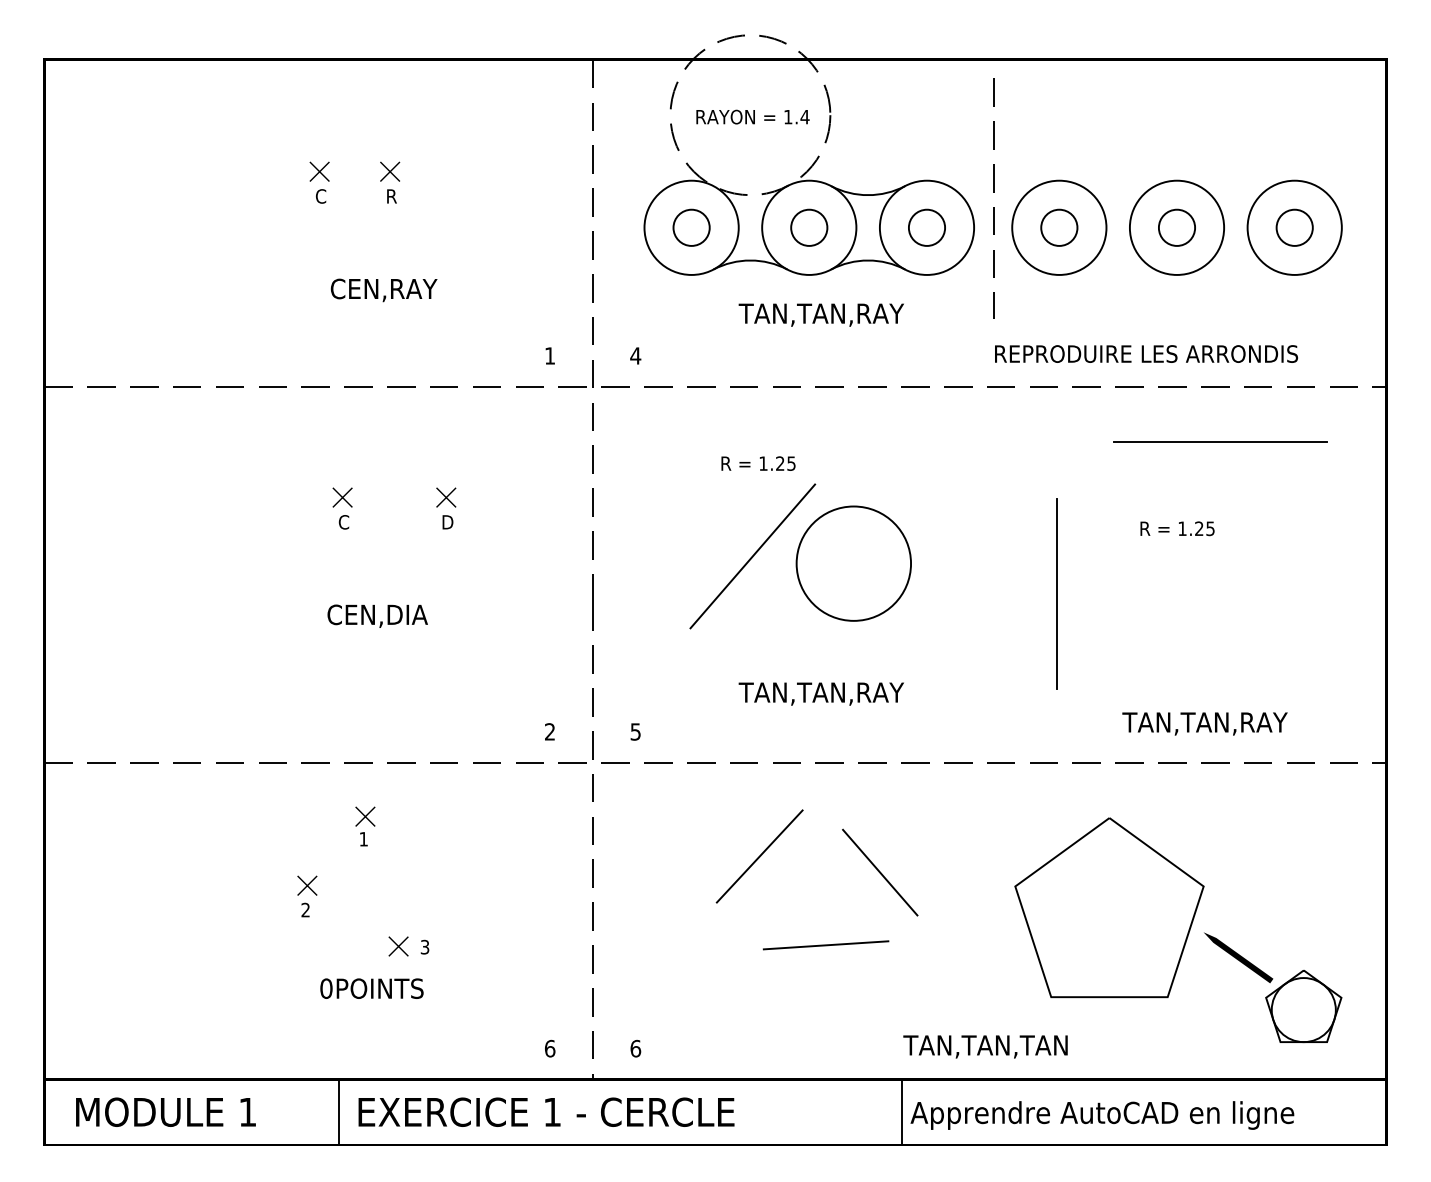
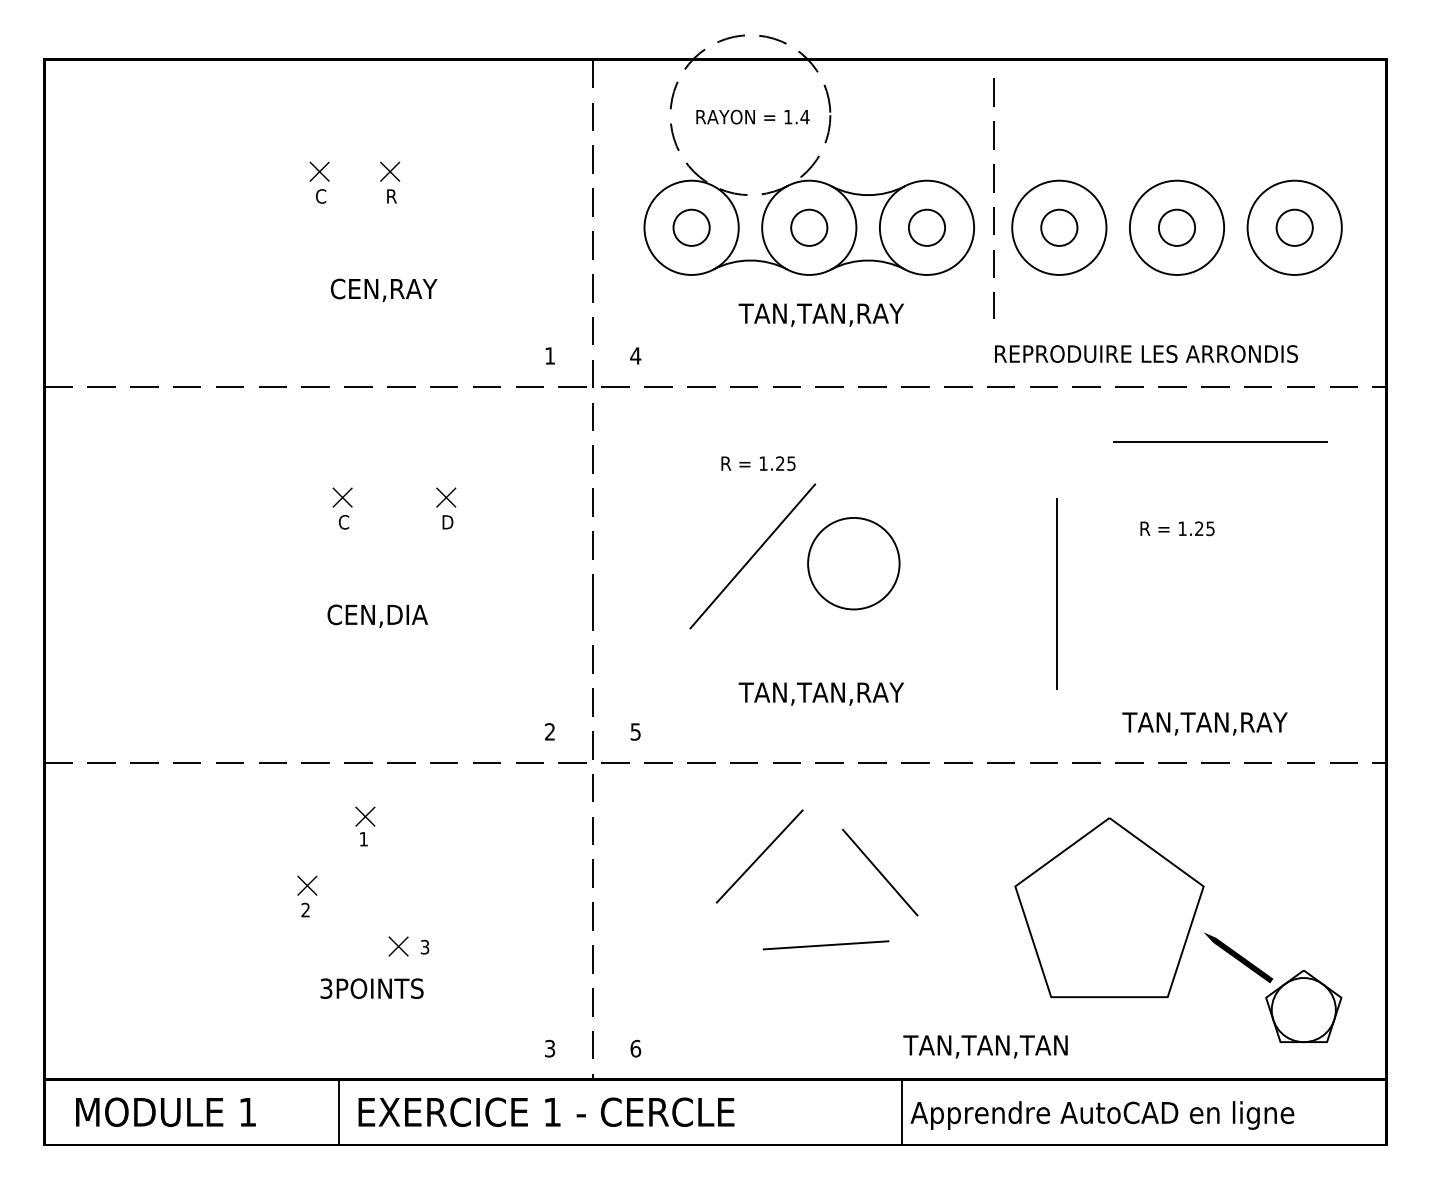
circle diameter: 114 px -> 92 px (853, 563)
text: 0POINTS -> 3POINTS (326, 988)
text: 6 -> 3 (550, 1048)
